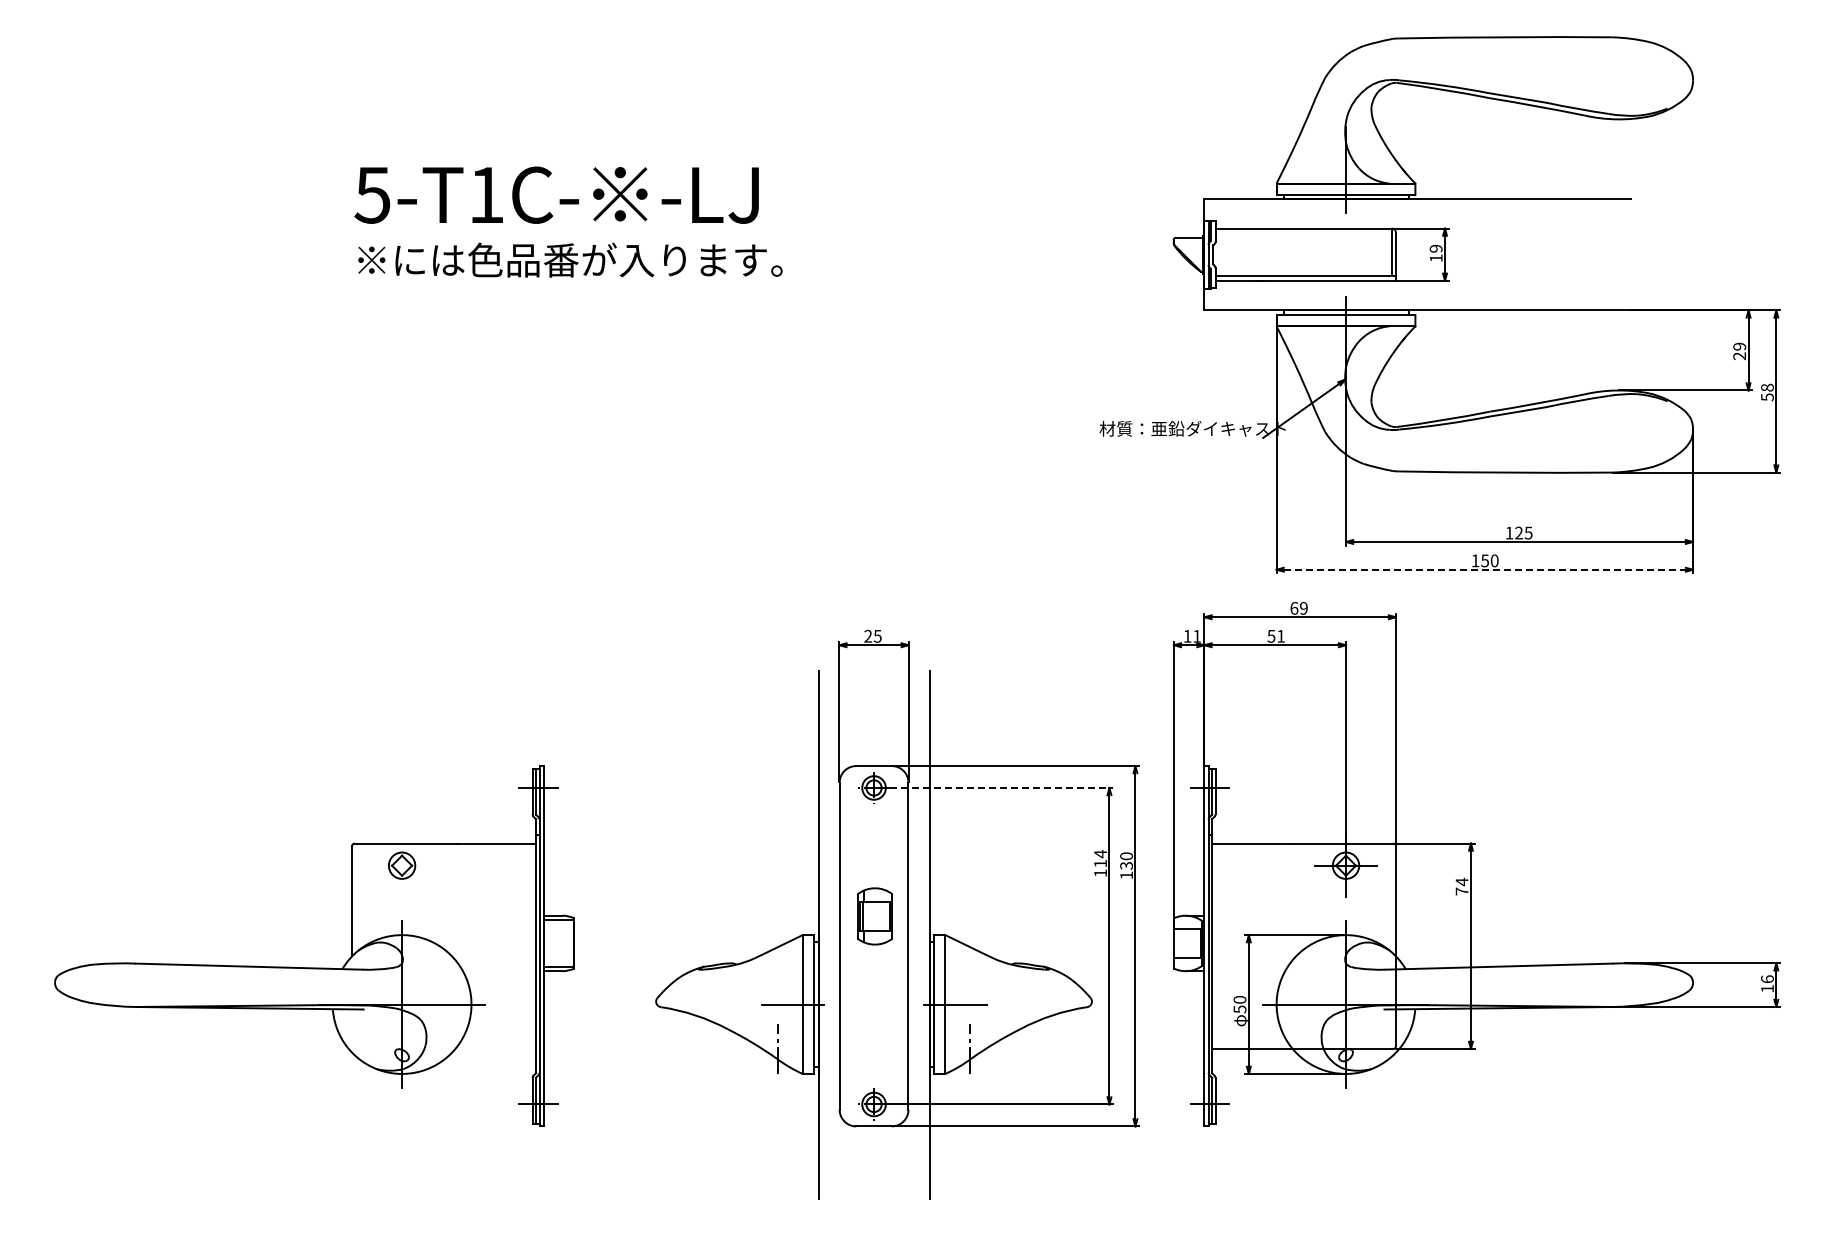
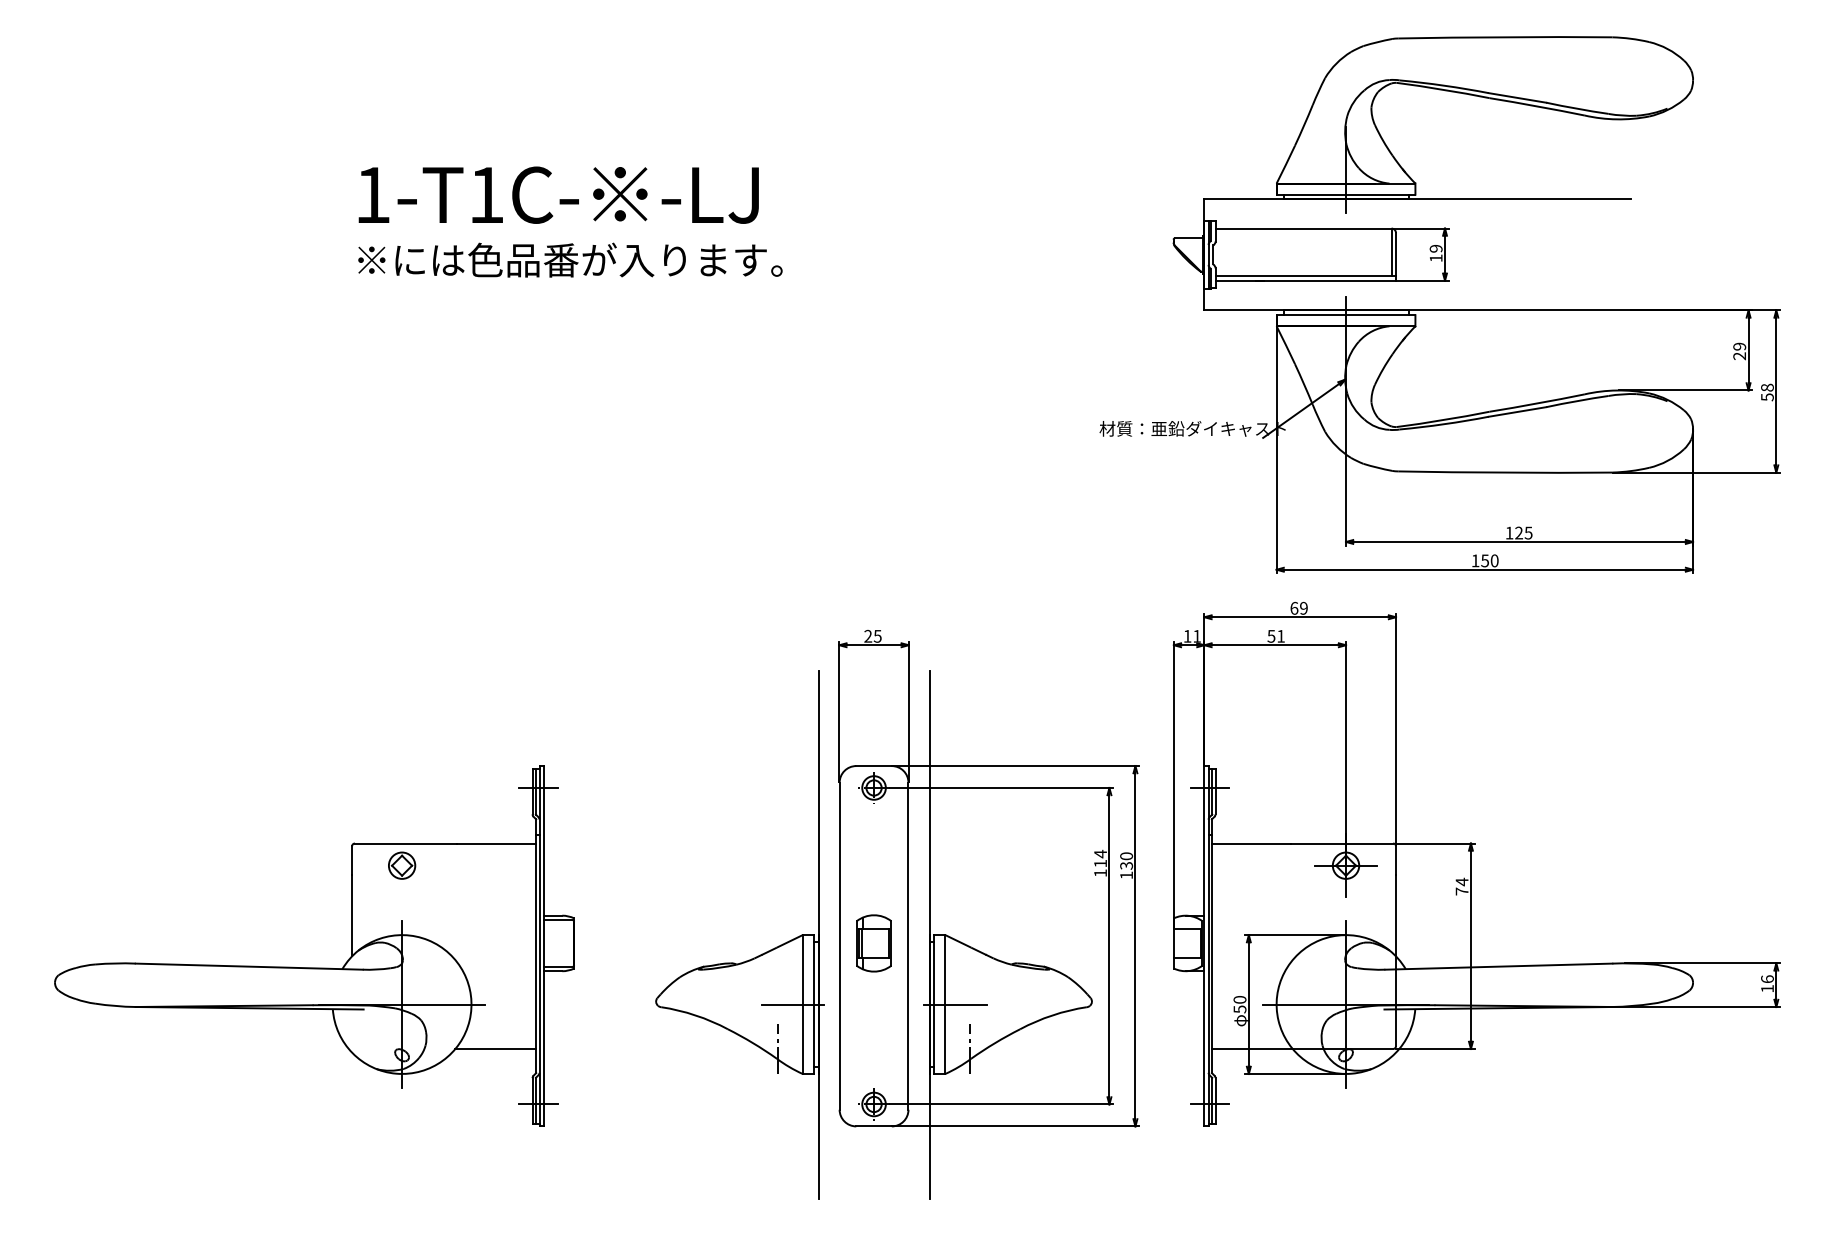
text: 5-T1C- -> 1-T1C- (372, 195)
line: dashed -> solid (1484, 569)
line: dashed -> solid (1002, 787)
part position: (874, 916) -> (873, 943) (873, 943)
line: none -> present (495, 1048)
